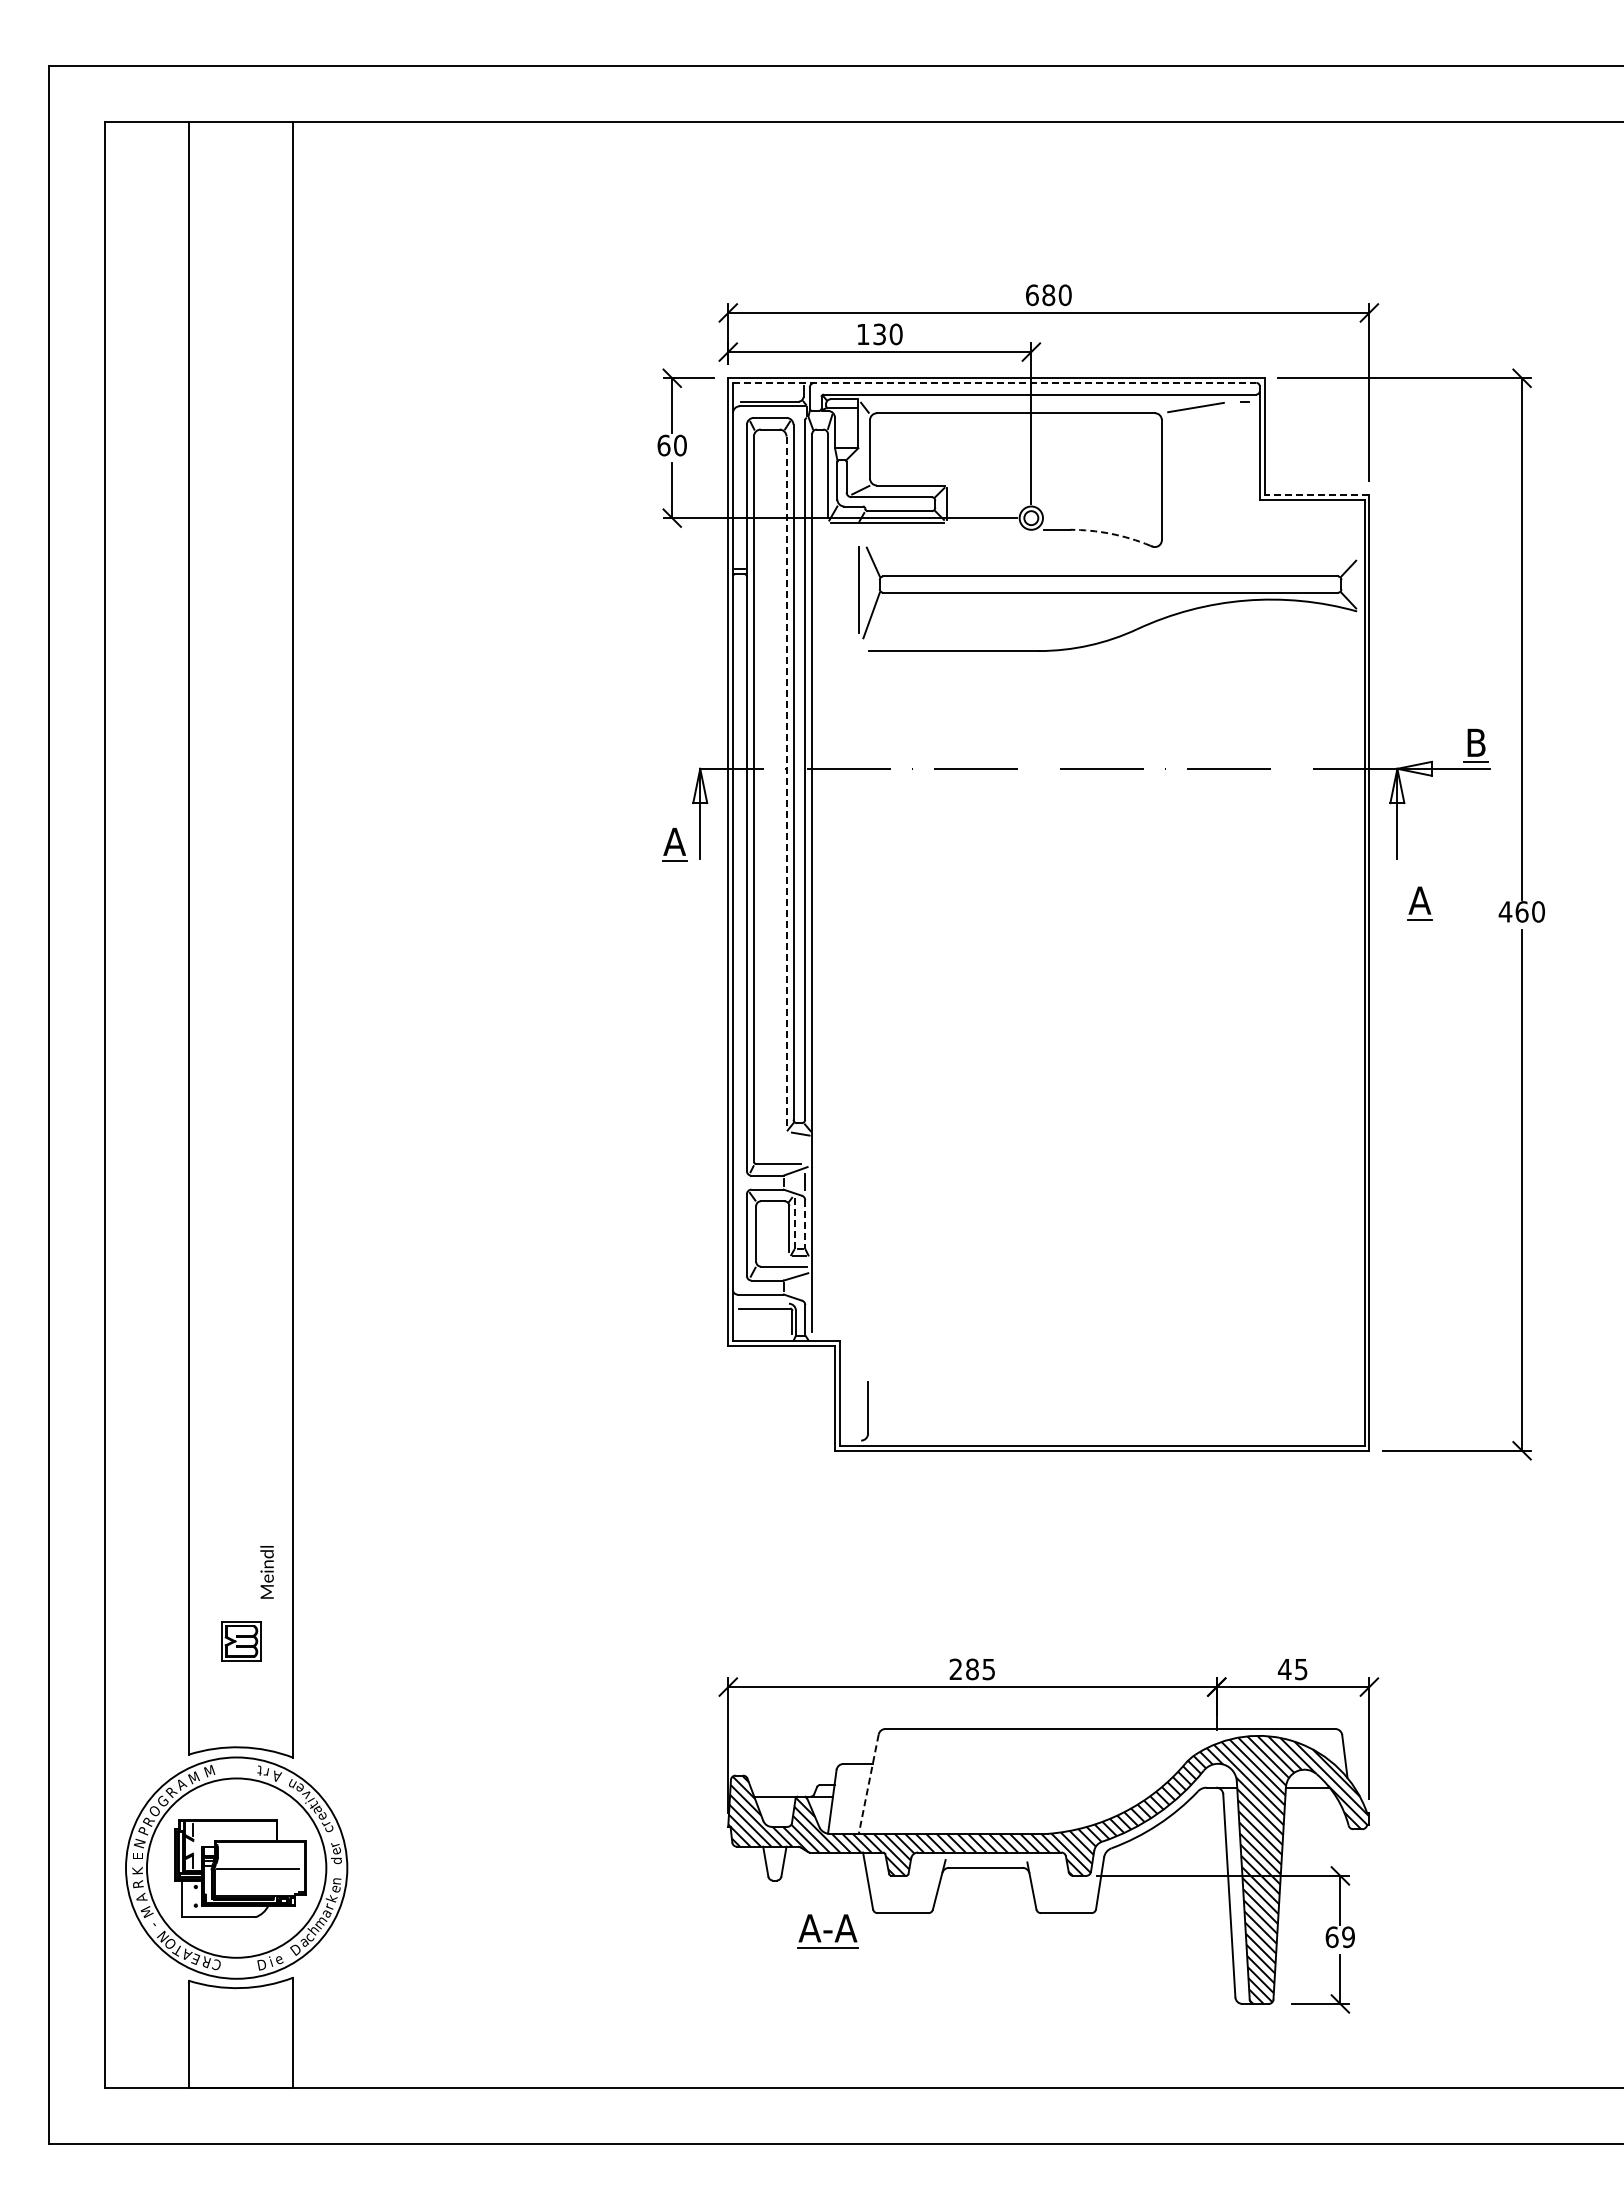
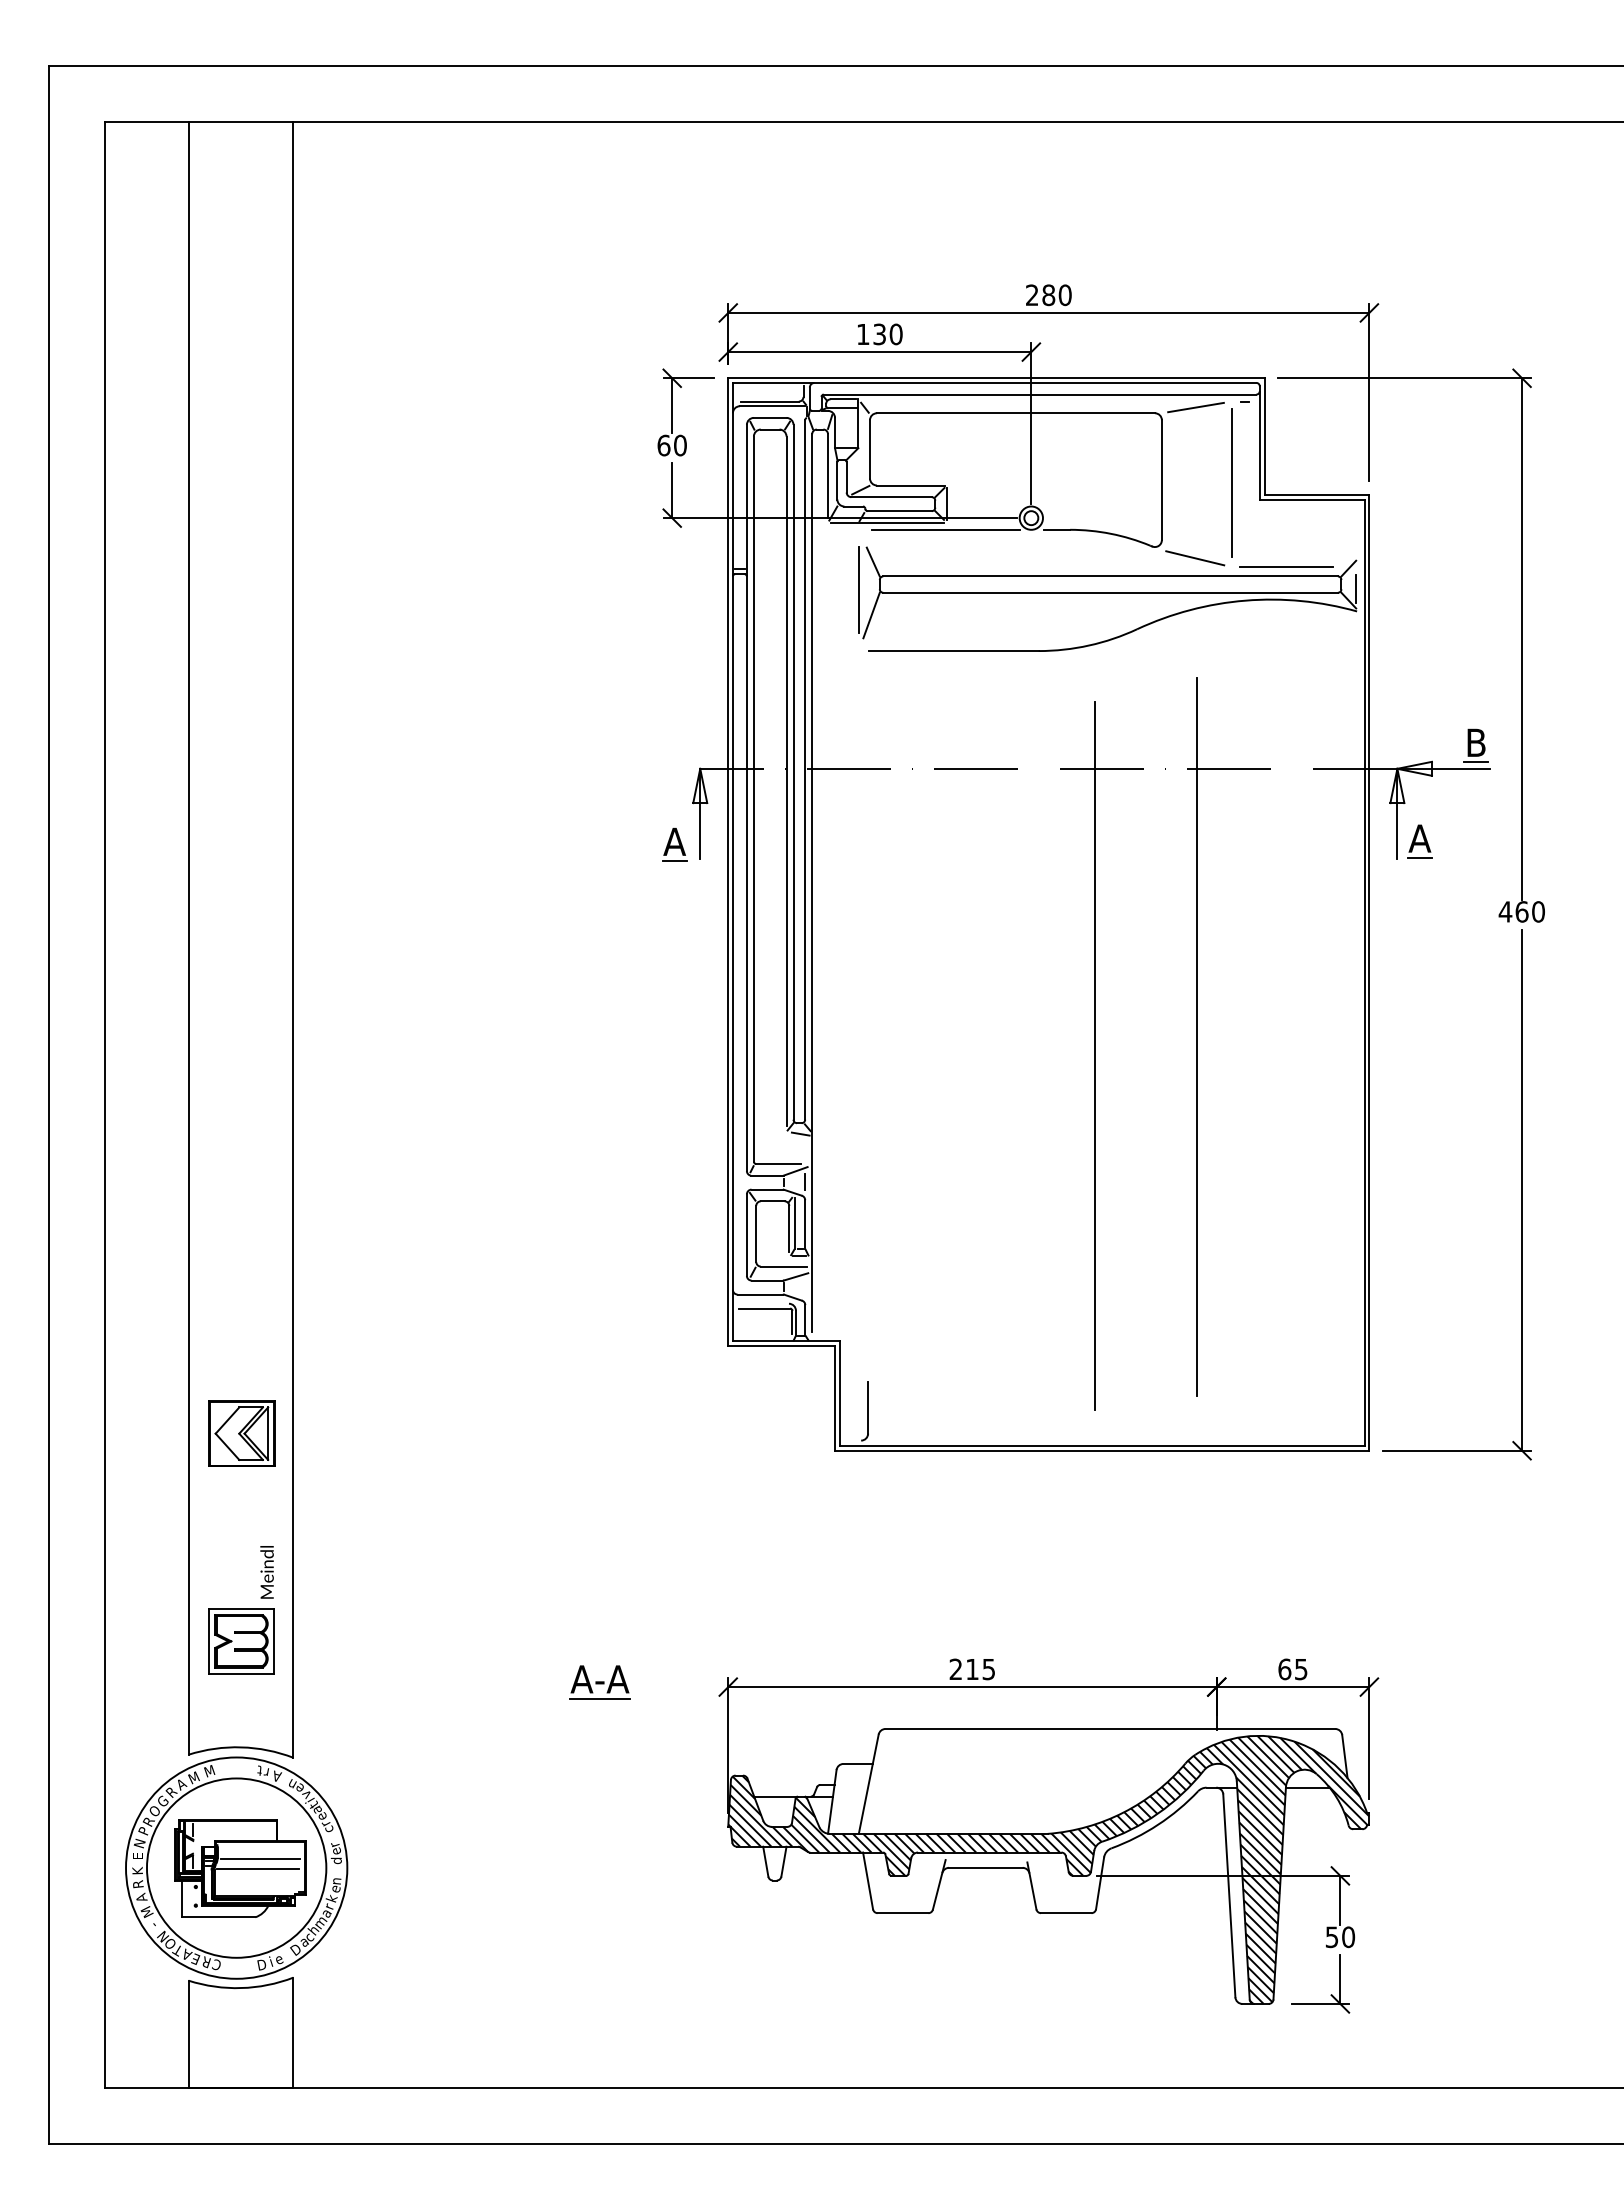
text: 680 -> 280 (1032, 295)
line: dashed -> solid (994, 382)
line: none -> present (1231, 482)
line: dashed -> solid (1316, 494)
line: none -> present (946, 529)
arc: dashed -> solid (1110, 533)
line: none -> present (1195, 558)
line: none -> present (1285, 567)
line: none -> present (1356, 588)
line: dashed -> solid (786, 781)
part position: (1419, 903) -> (1419, 841) (1419, 841)
line: none -> present (1196, 1036)
line: none -> present (1094, 1055)
line: dashed -> solid (794, 1223)
line: dashed -> solid (805, 1224)
part: none -> present (241, 1433)
part size: 41x41 px -> 67x67 px (241, 1641)
text: 285 -> 215 (972, 1669)
text: 45 -> 65 (1284, 1669)
line: dashed -> solid (868, 1784)
line: none -> present (260, 1858)
part position: (827, 1931) -> (599, 1682) (599, 1682)
text: 69 -> 50 (1340, 1937)
